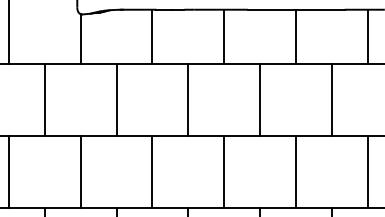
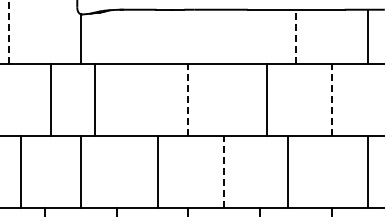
line: solid -> dashed (8, 32)
line: present -> none (152, 36)
line: present -> none (224, 36)
line: solid -> dashed (296, 36)
line position: (44, 99) -> (50, 99) (50, 99)
line position: (116, 99) -> (94, 99) (94, 99)
line position: (260, 99) -> (267, 99) (267, 99)
line: solid -> dashed (188, 100)
line: solid -> dashed (331, 100)
line position: (8, 171) -> (20, 171) (20, 171)
line position: (152, 171) -> (158, 171) (158, 171)
line: solid -> dashed (224, 171)
line position: (296, 171) -> (288, 171) (288, 171)
